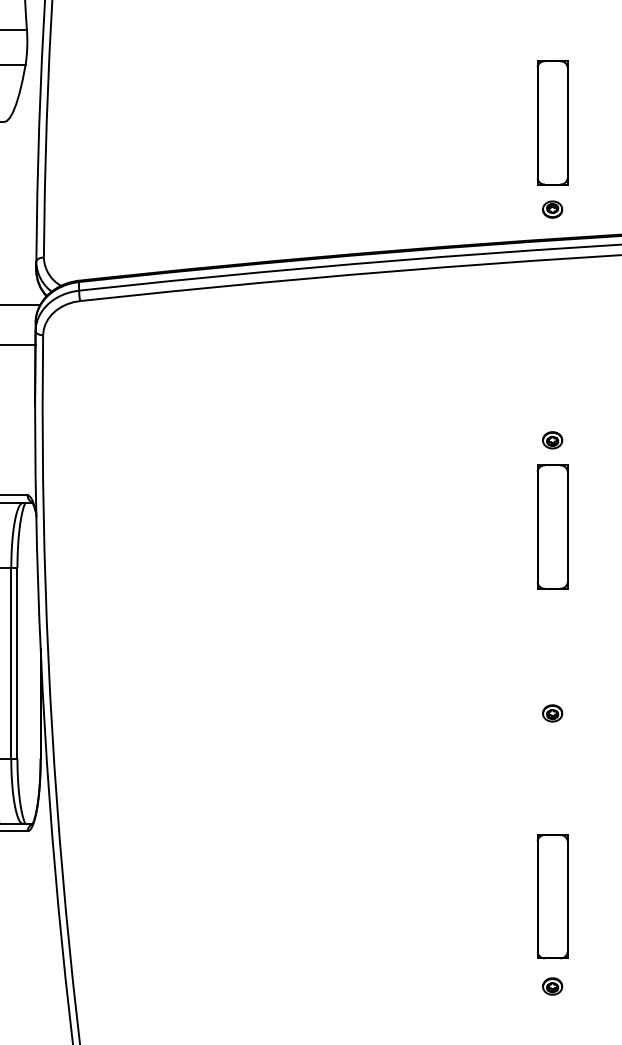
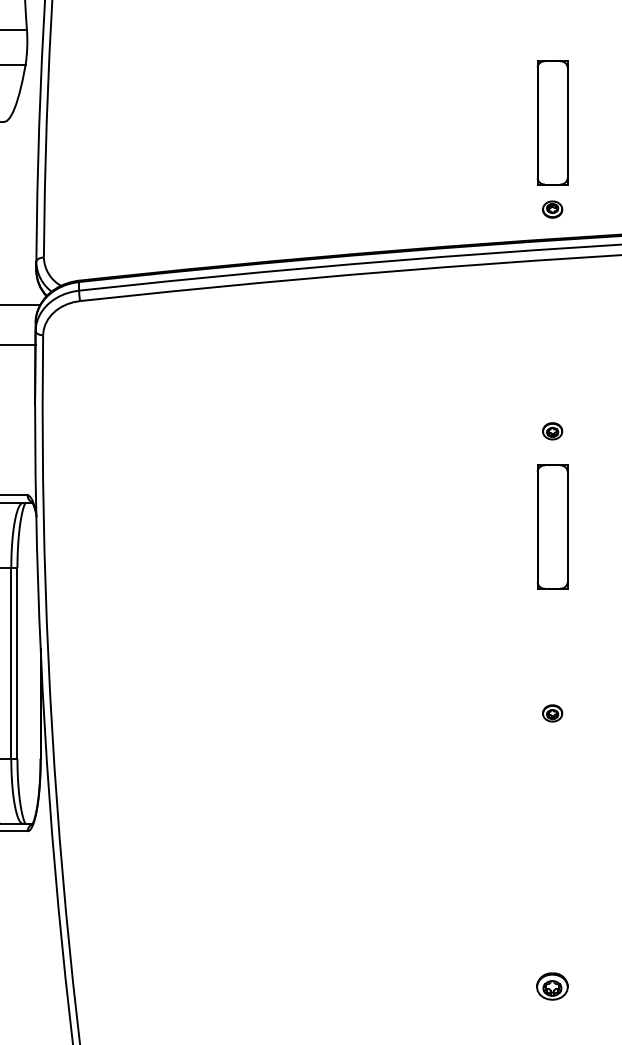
part position: (552, 440) -> (552, 431) (552, 431)
part: present -> none (552, 896)
part size: 22x19 px -> 33x29 px (552, 986)
